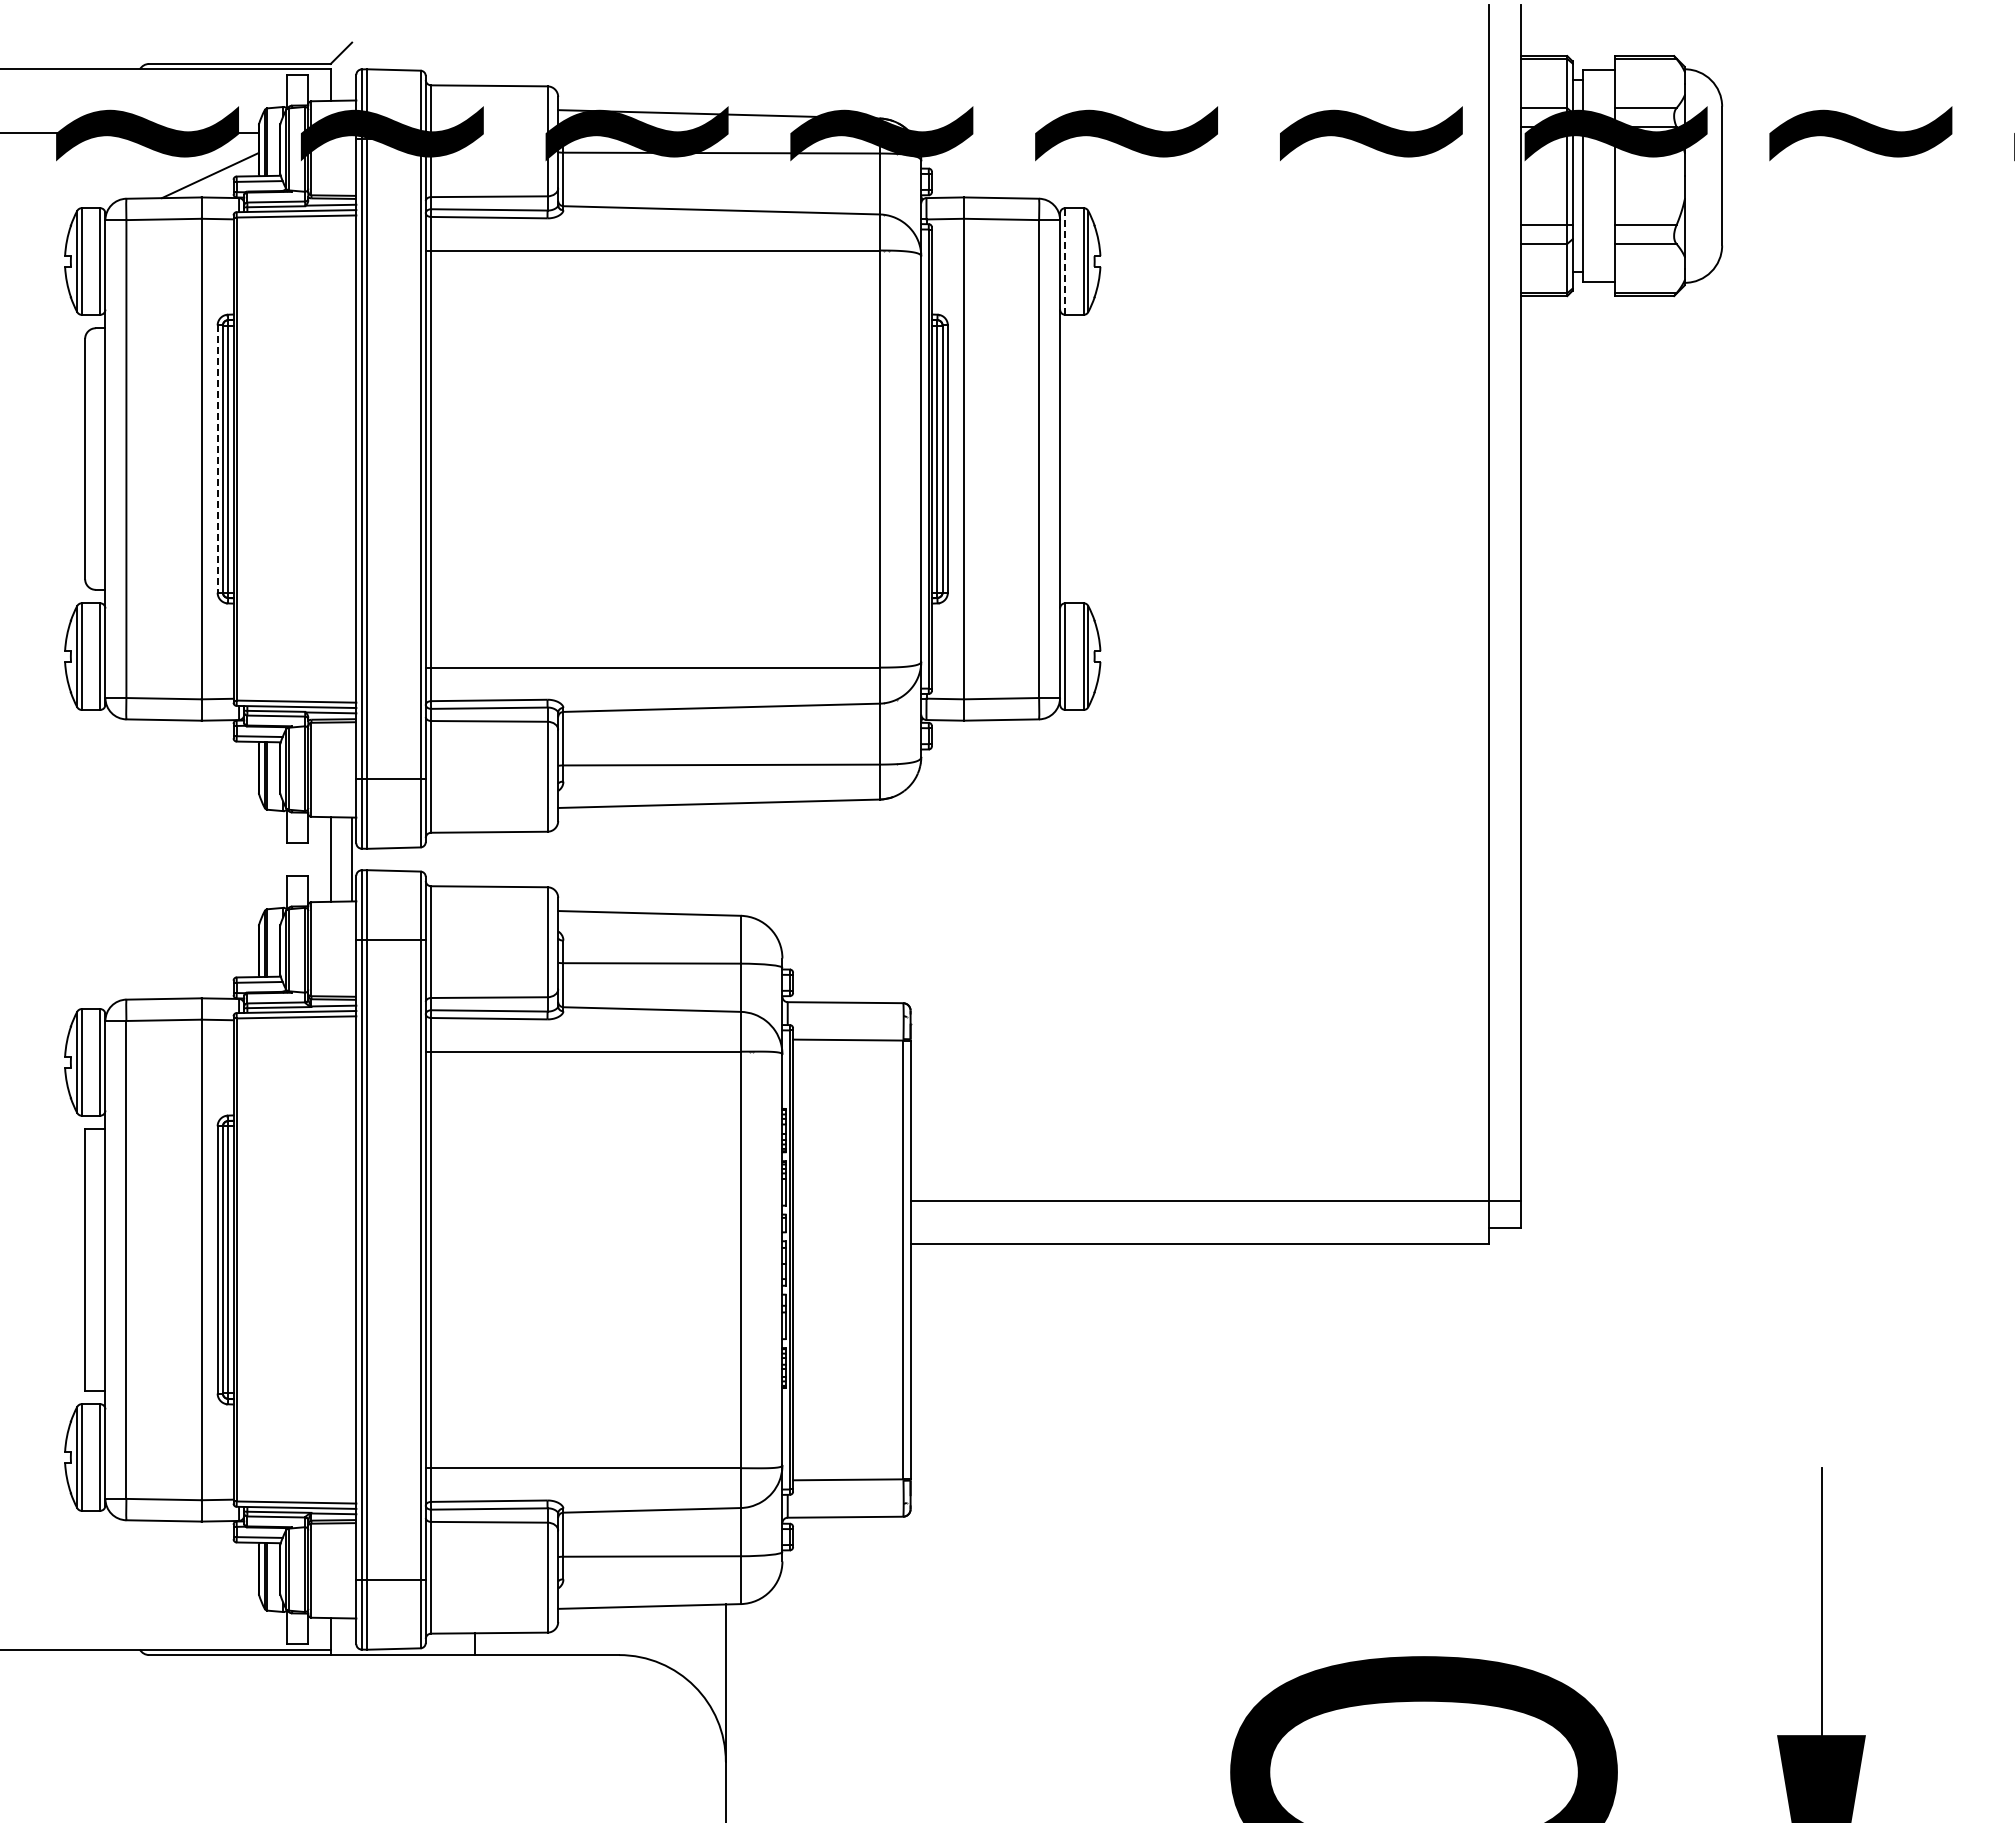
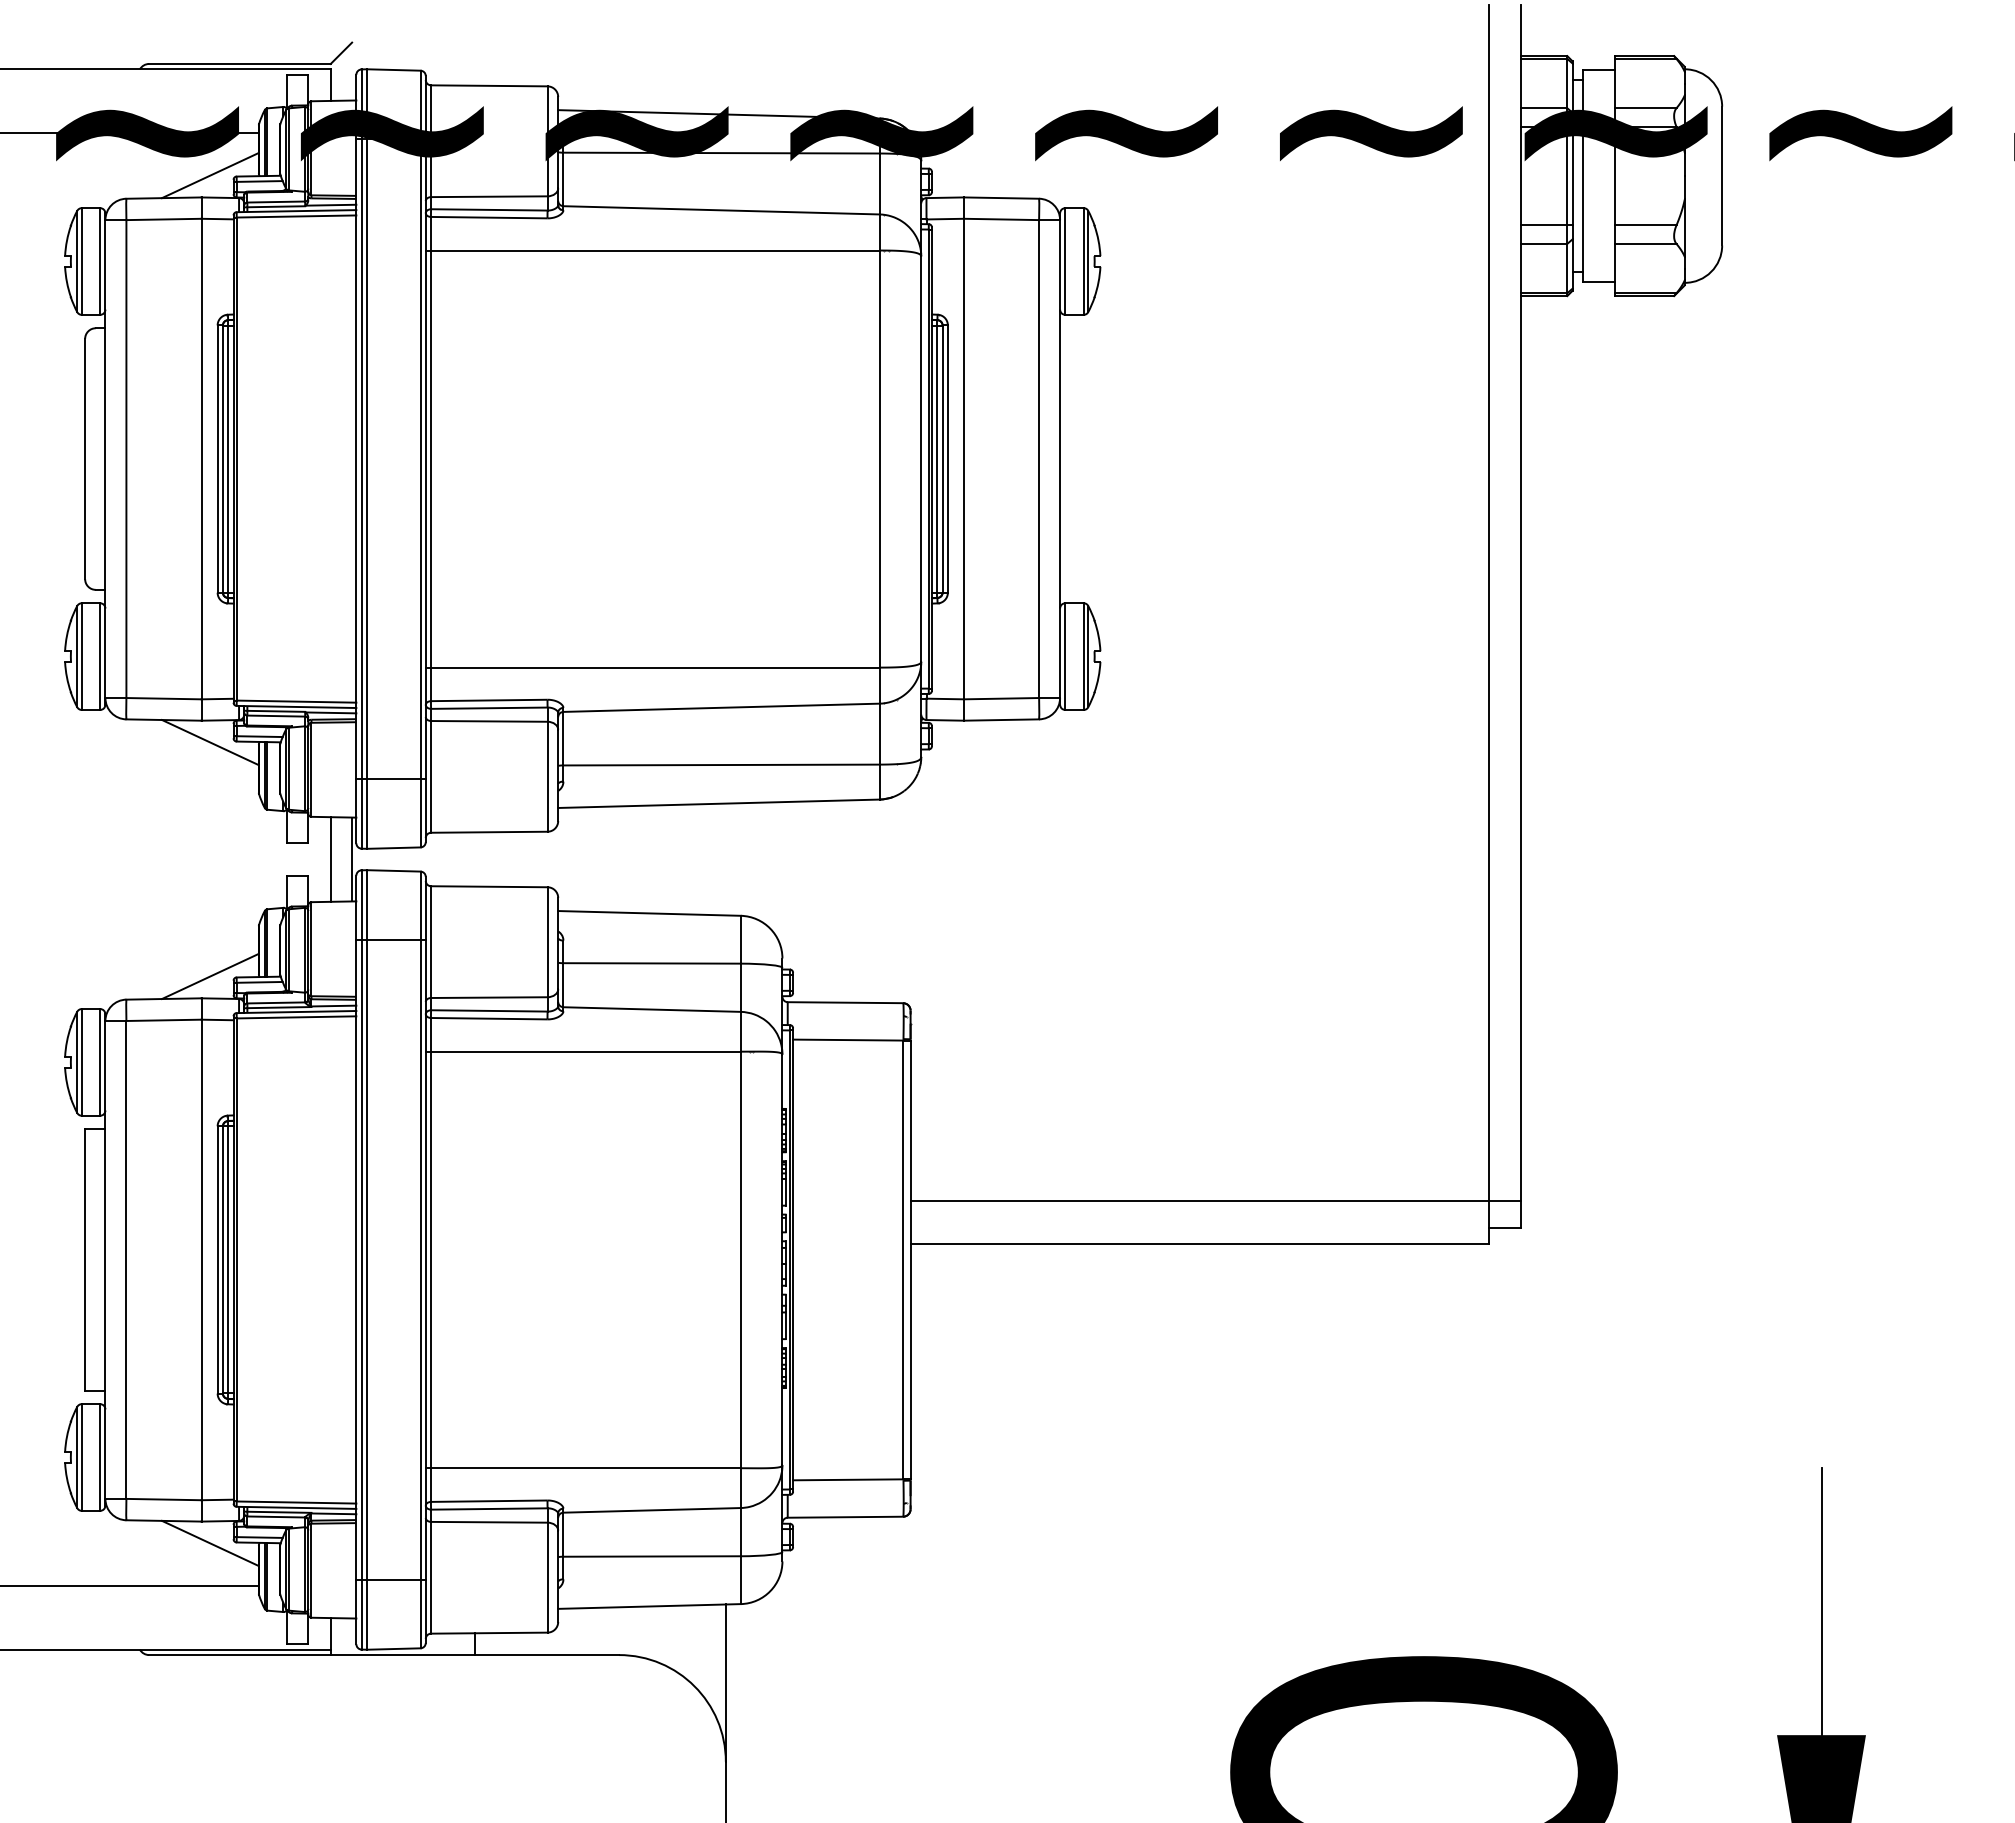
line: dashed -> solid (1065, 261)
line: dashed -> solid (217, 459)
line: none -> present (210, 742)
line: none -> present (210, 976)
line: none -> present (210, 1543)
line: none -> present (130, 1585)
